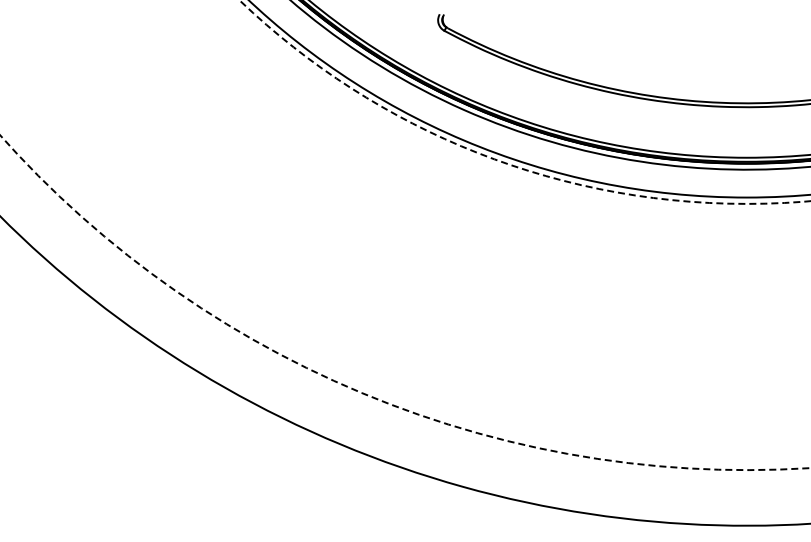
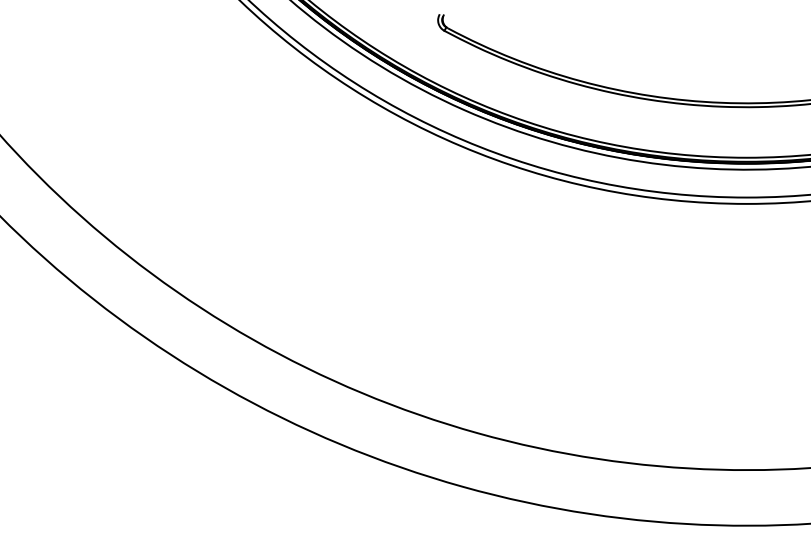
circle: dashed -> solid (524, 101)
arc: dashed -> solid (364, 394)
